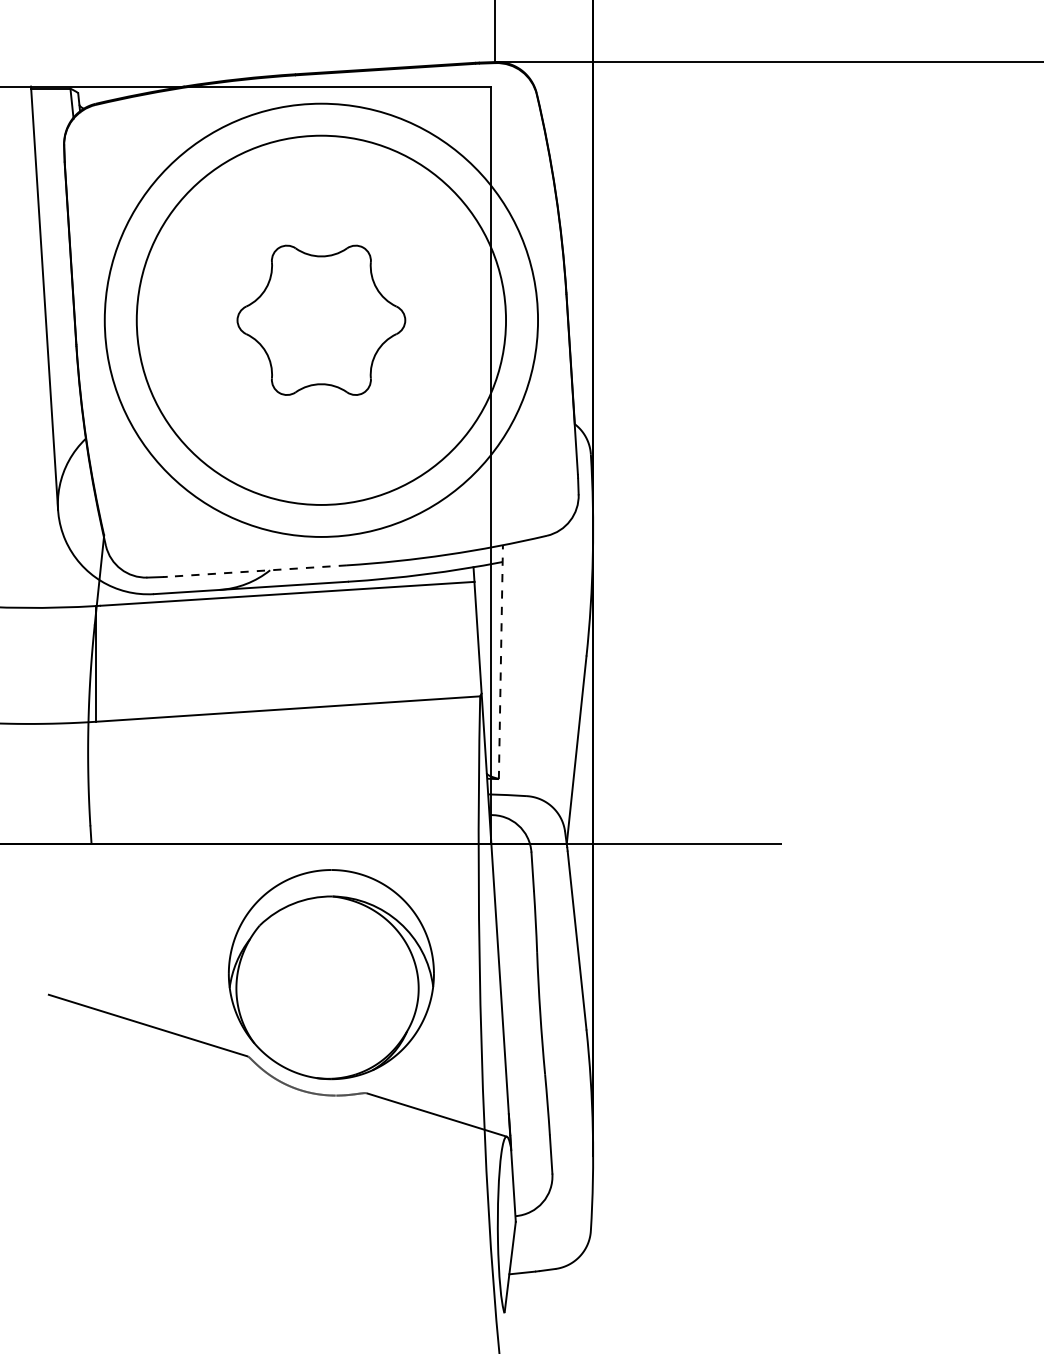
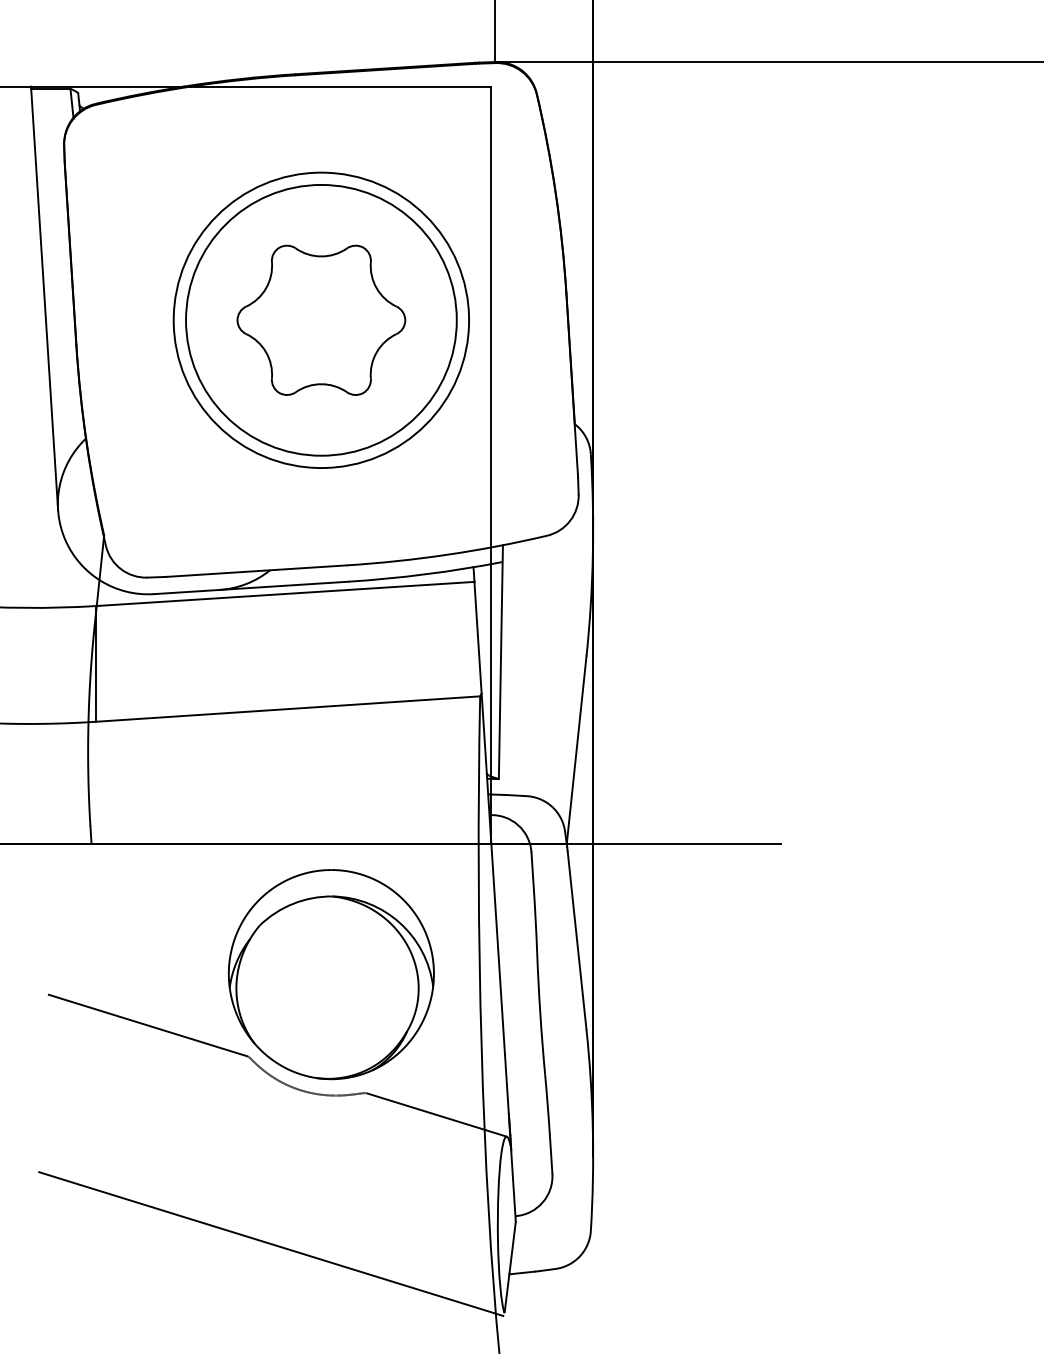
circle diameter: 369 px -> 295 px (321, 320)
circle diameter: 433 px -> 271 px (321, 319)
line: dashed -> solid (257, 571)
line: dashed -> solid (500, 662)
line: none -> present (253, 1238)
